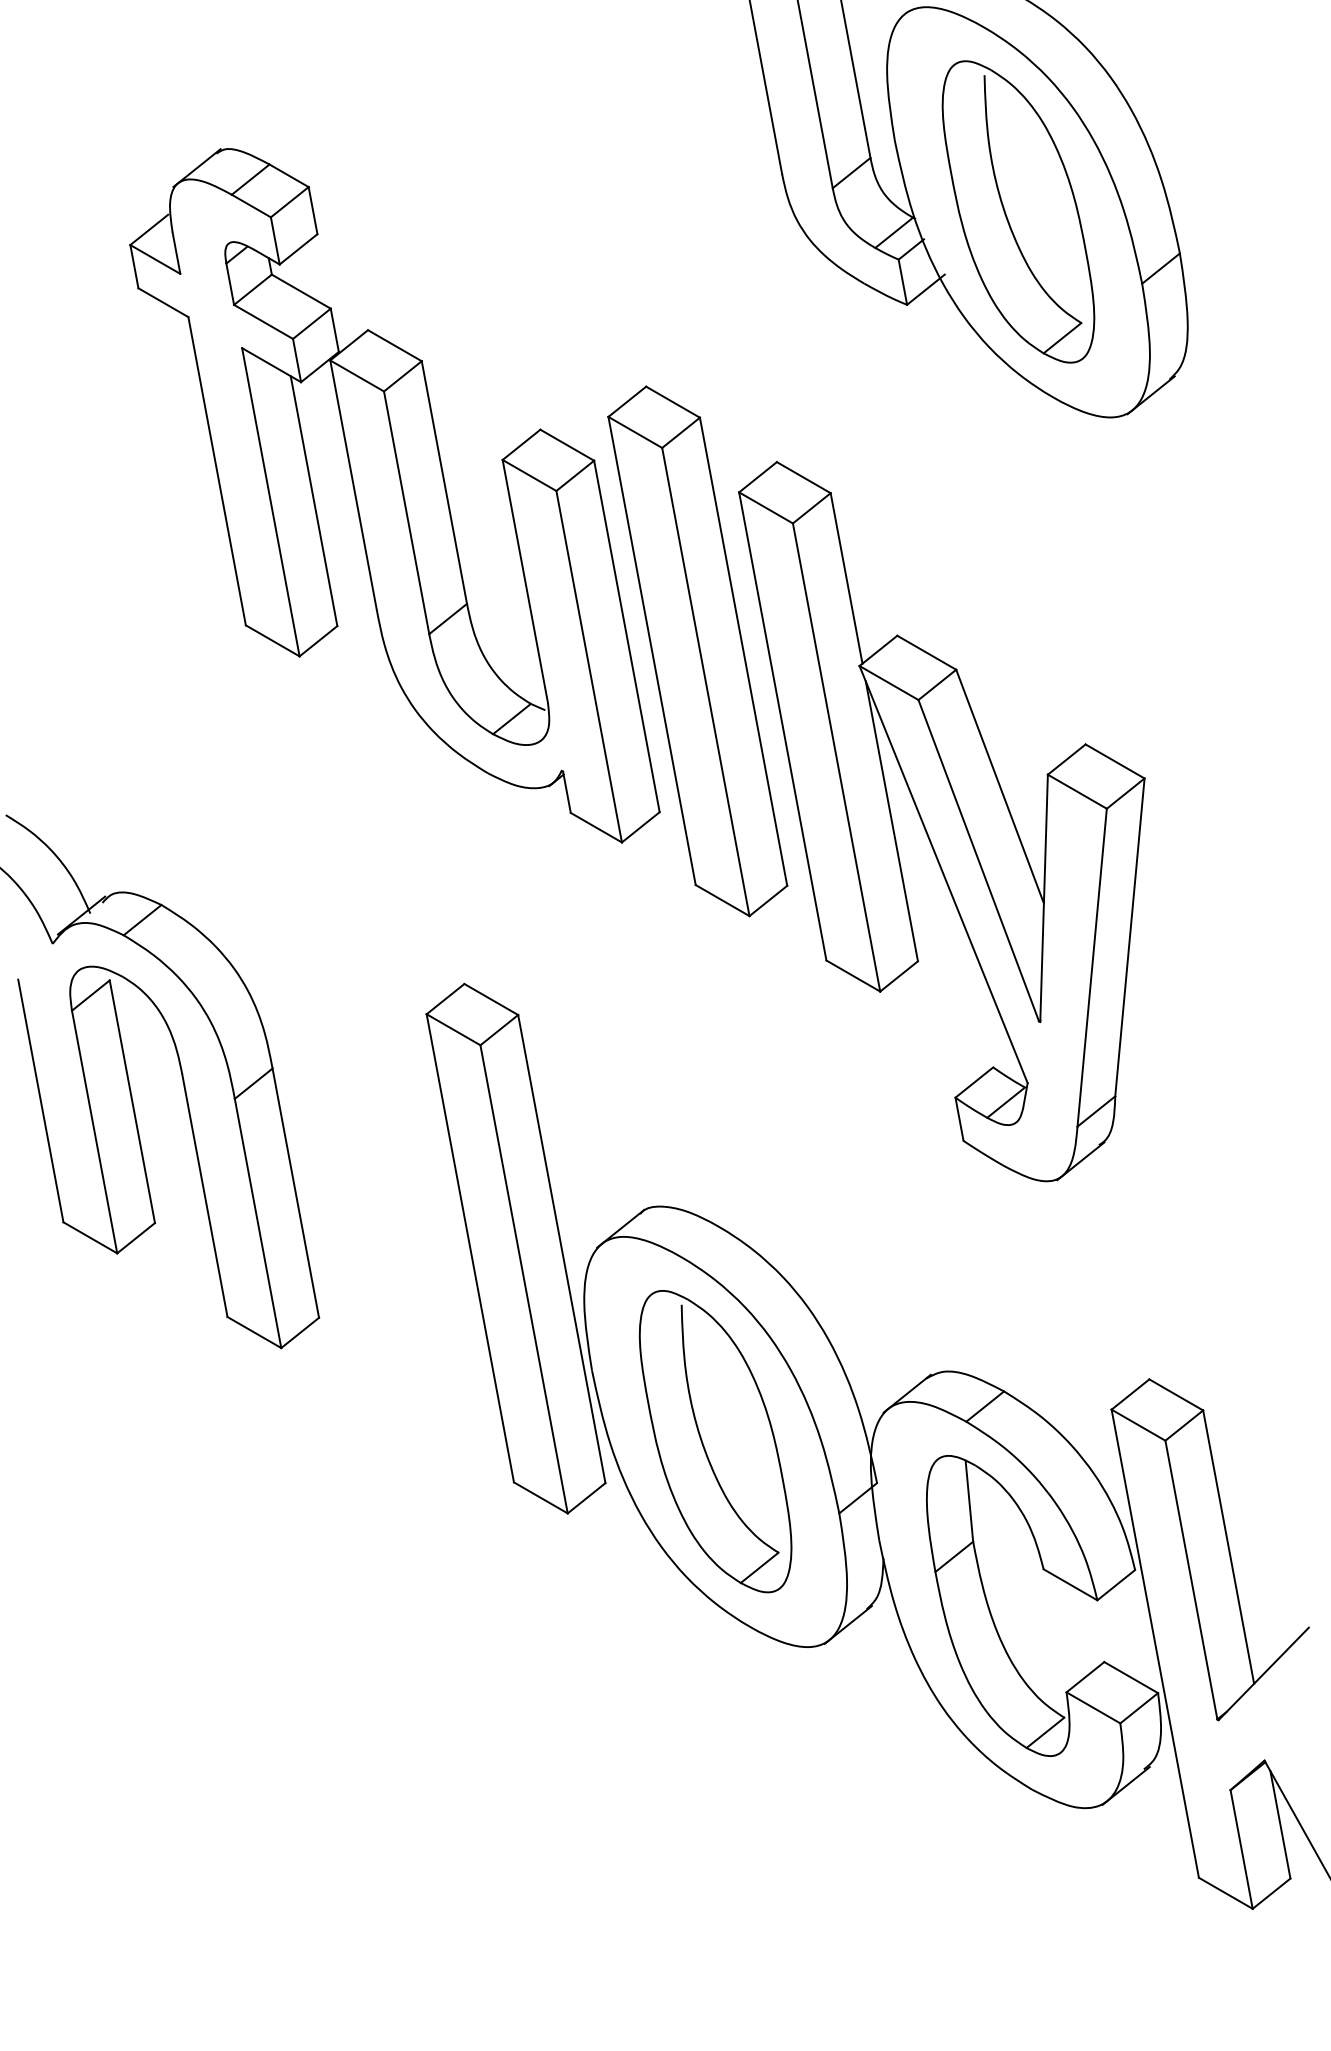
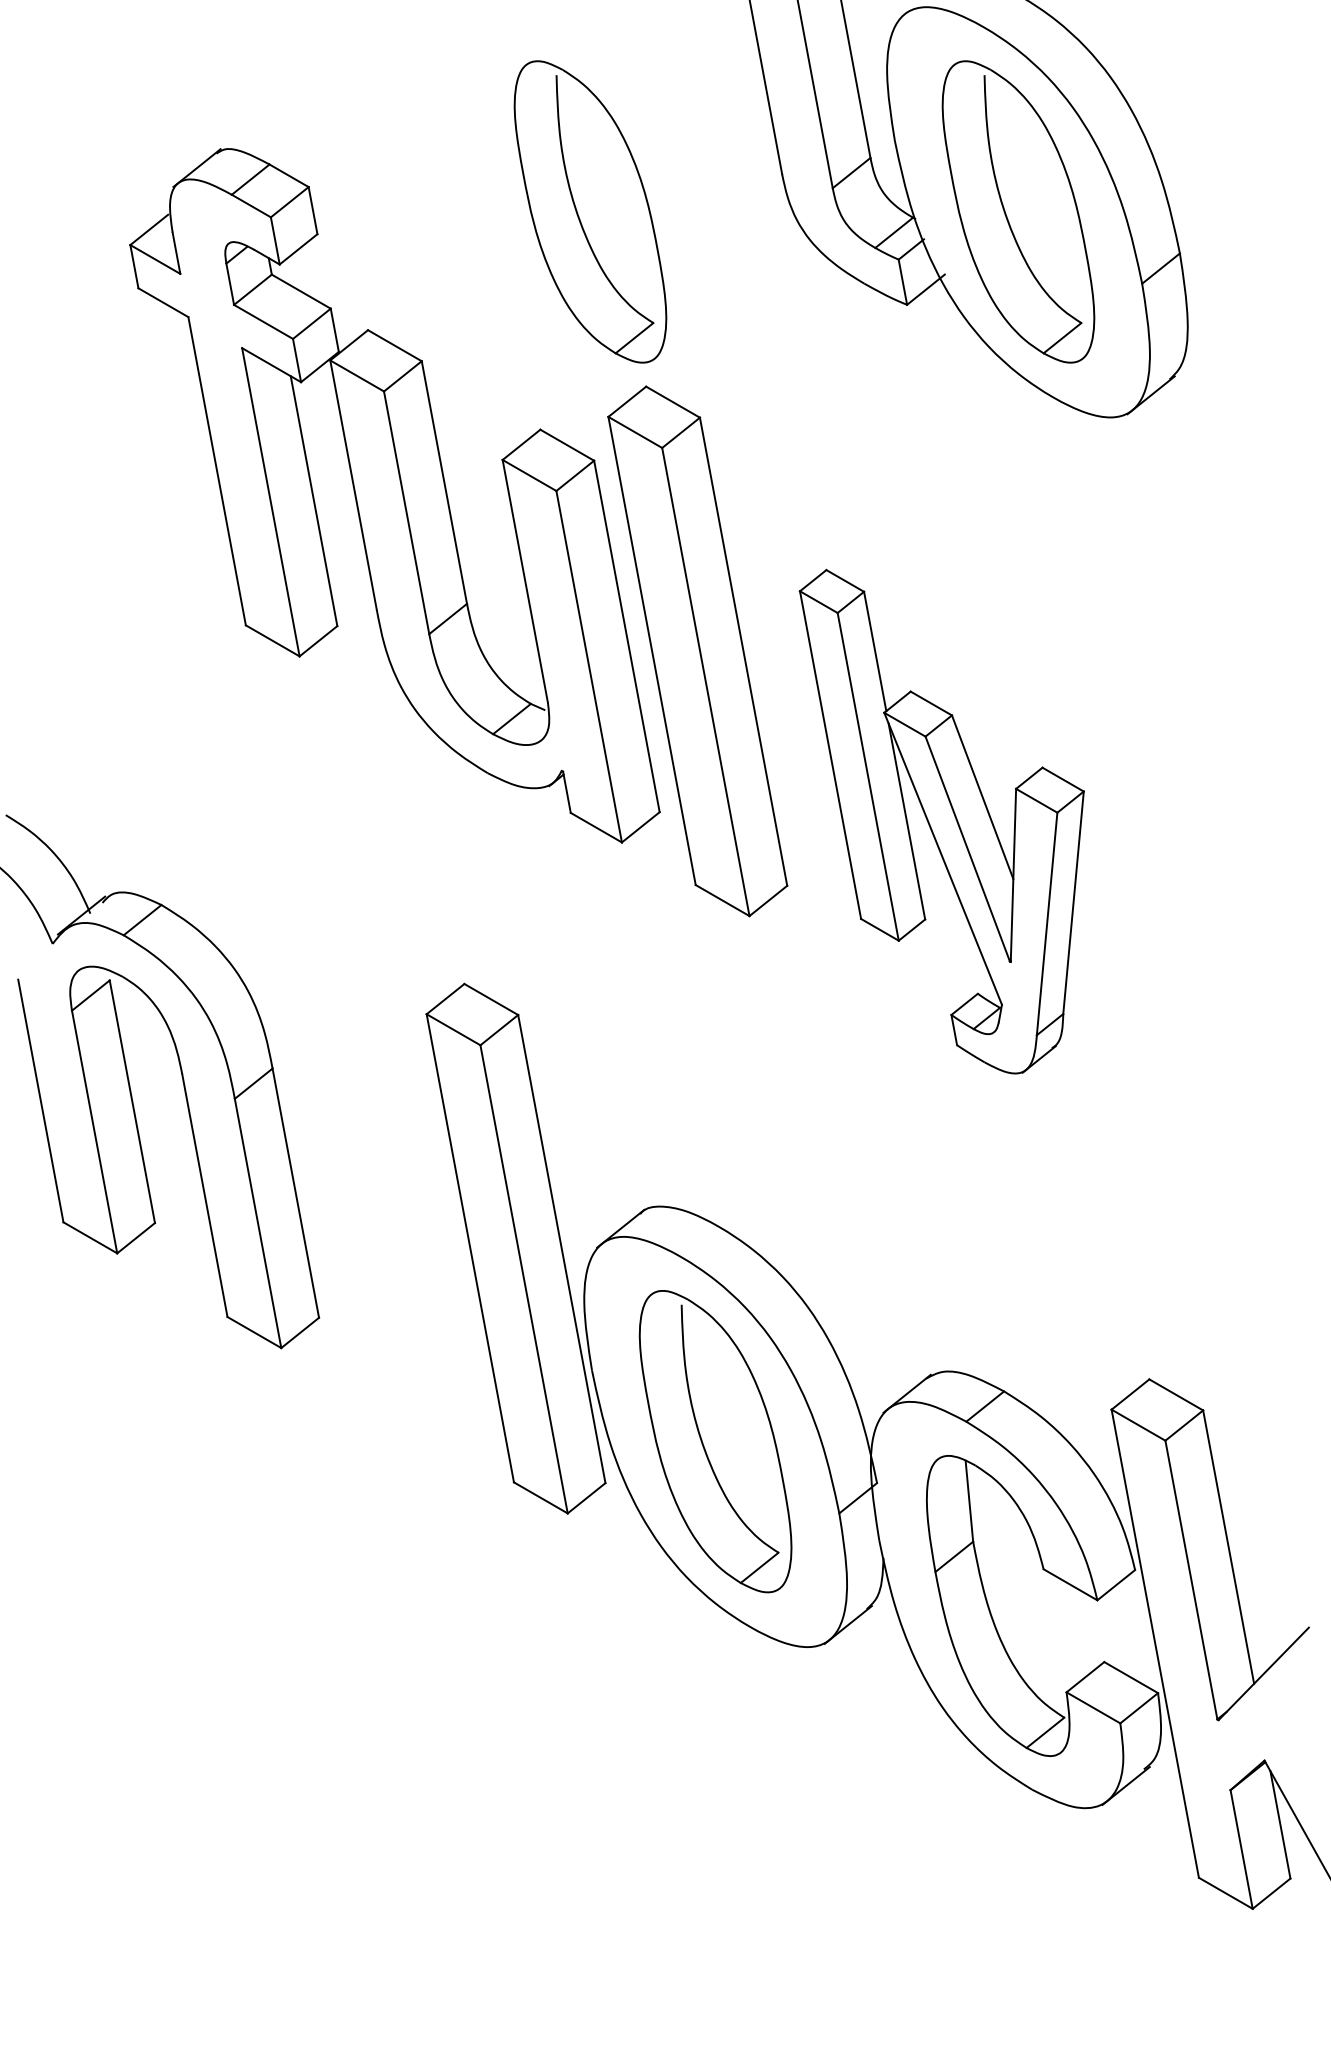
part: none -> present (590, 211)
part size: 408x722 px -> 287x507 px (941, 821)
